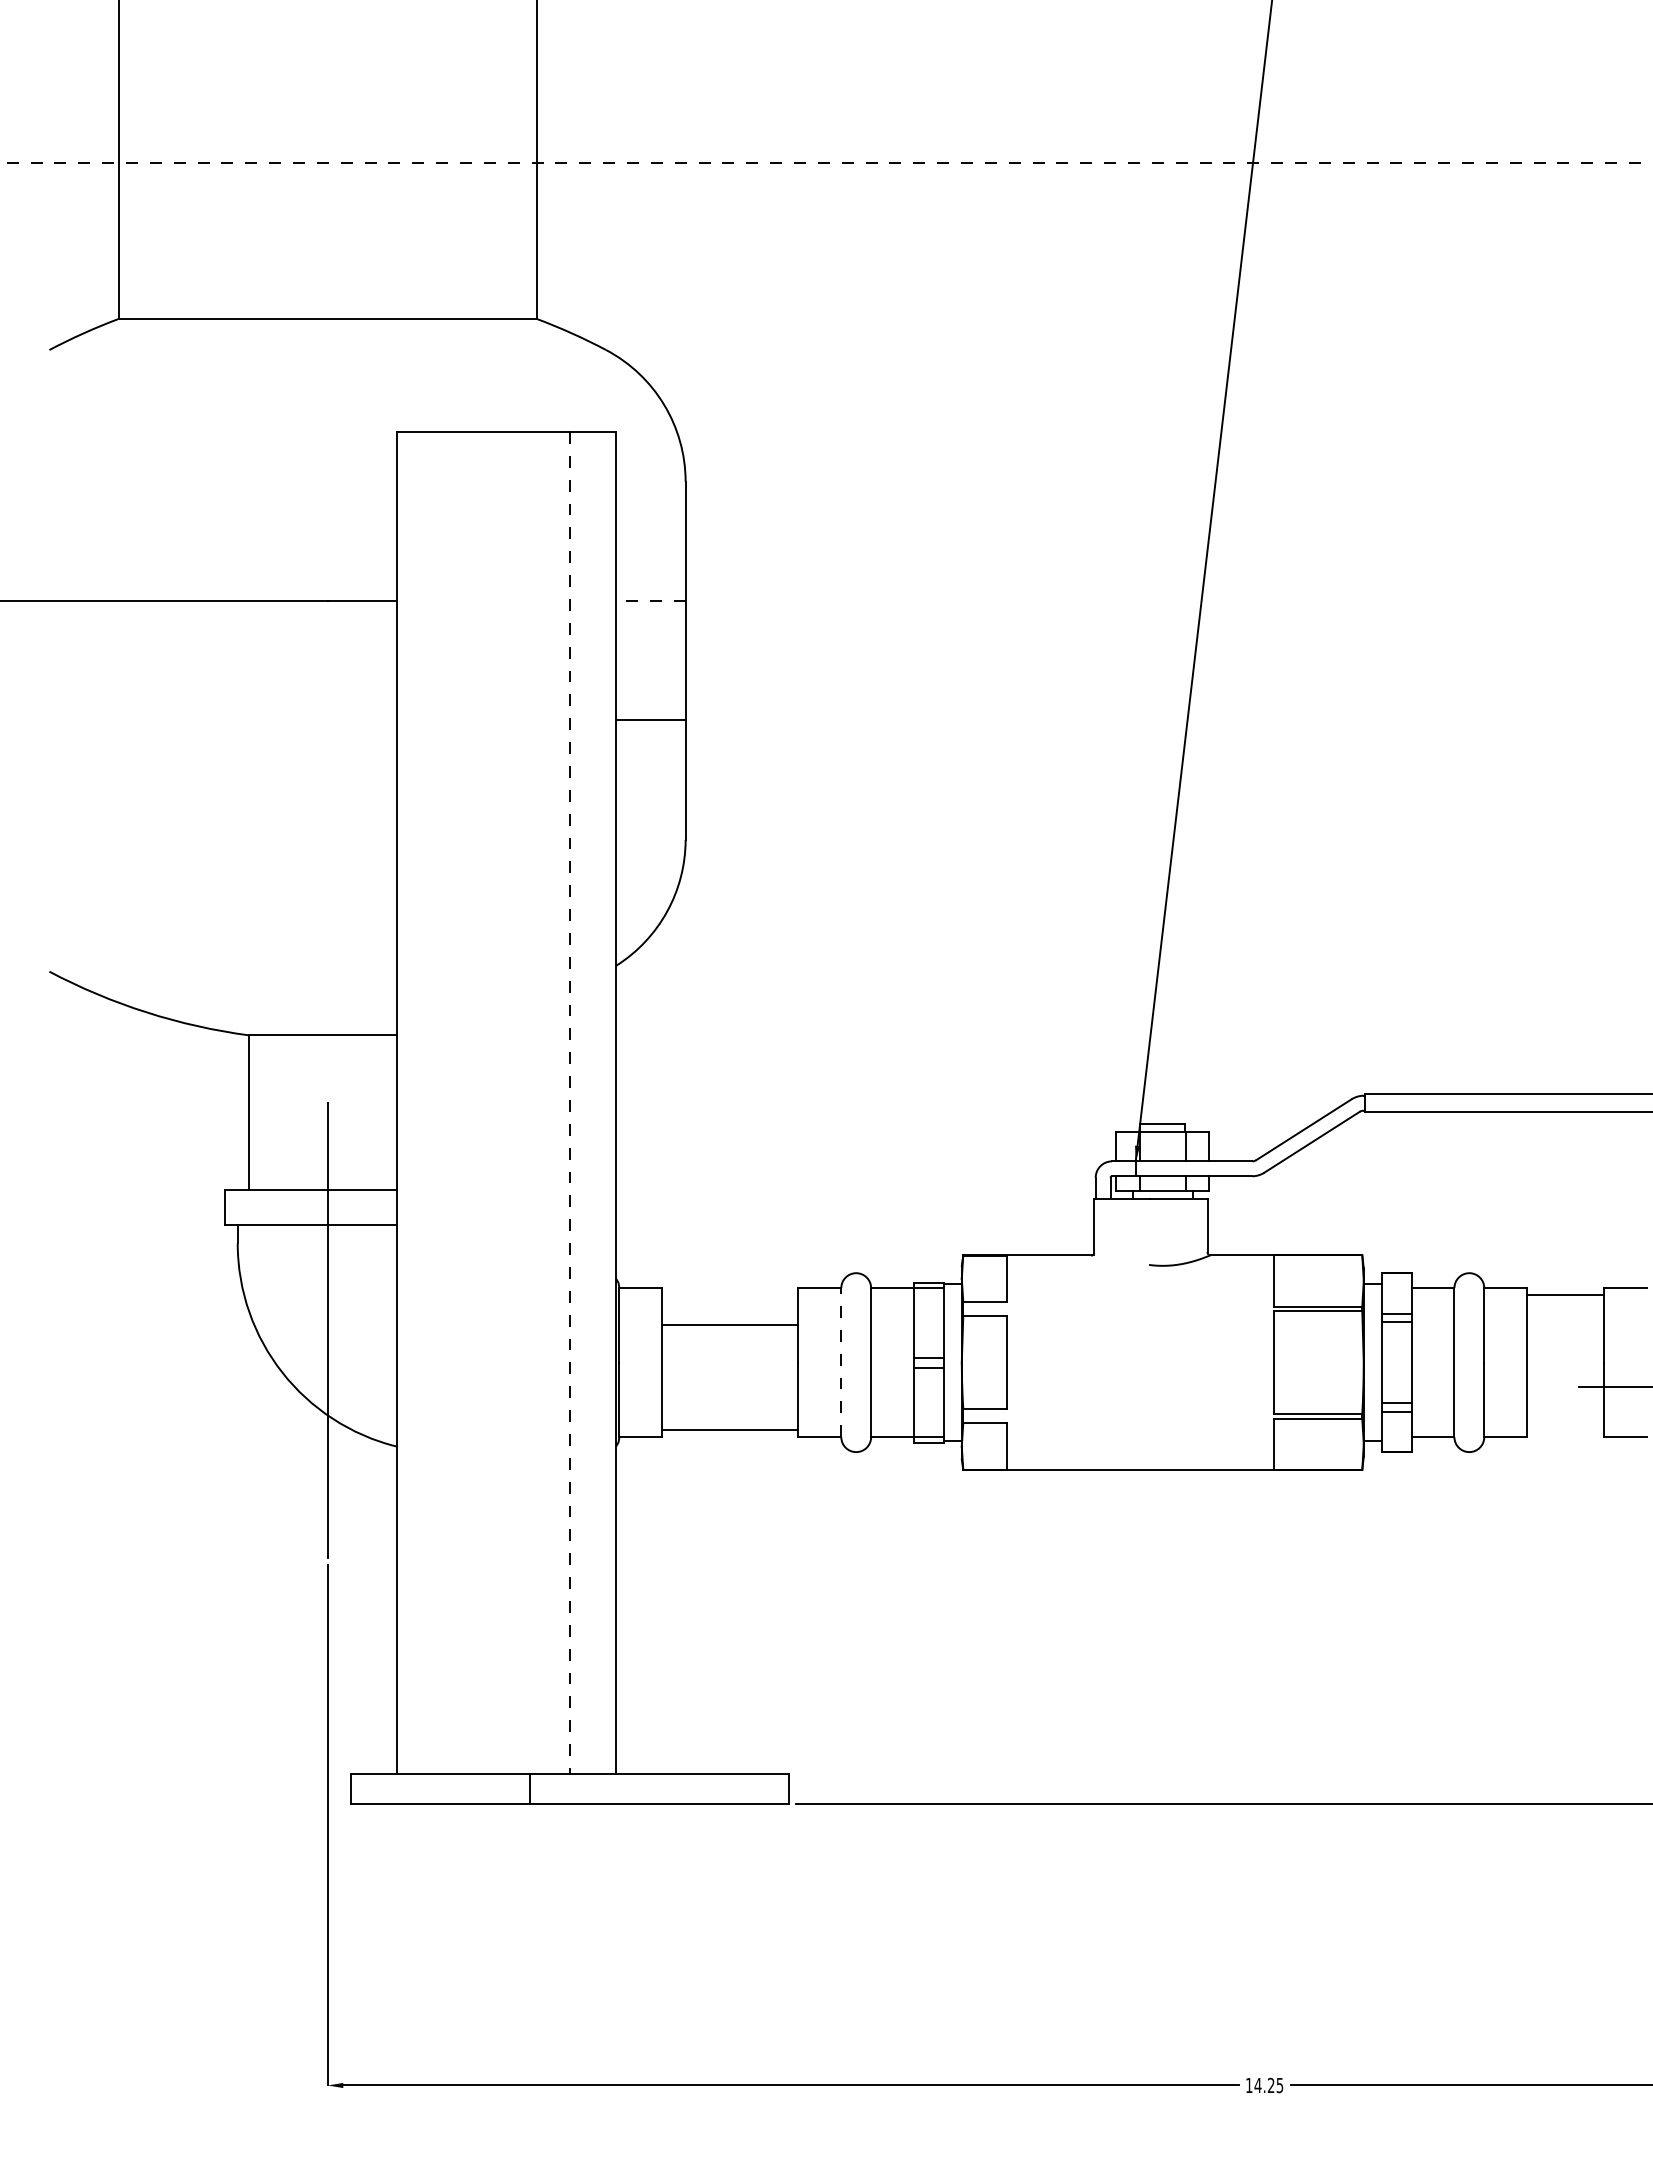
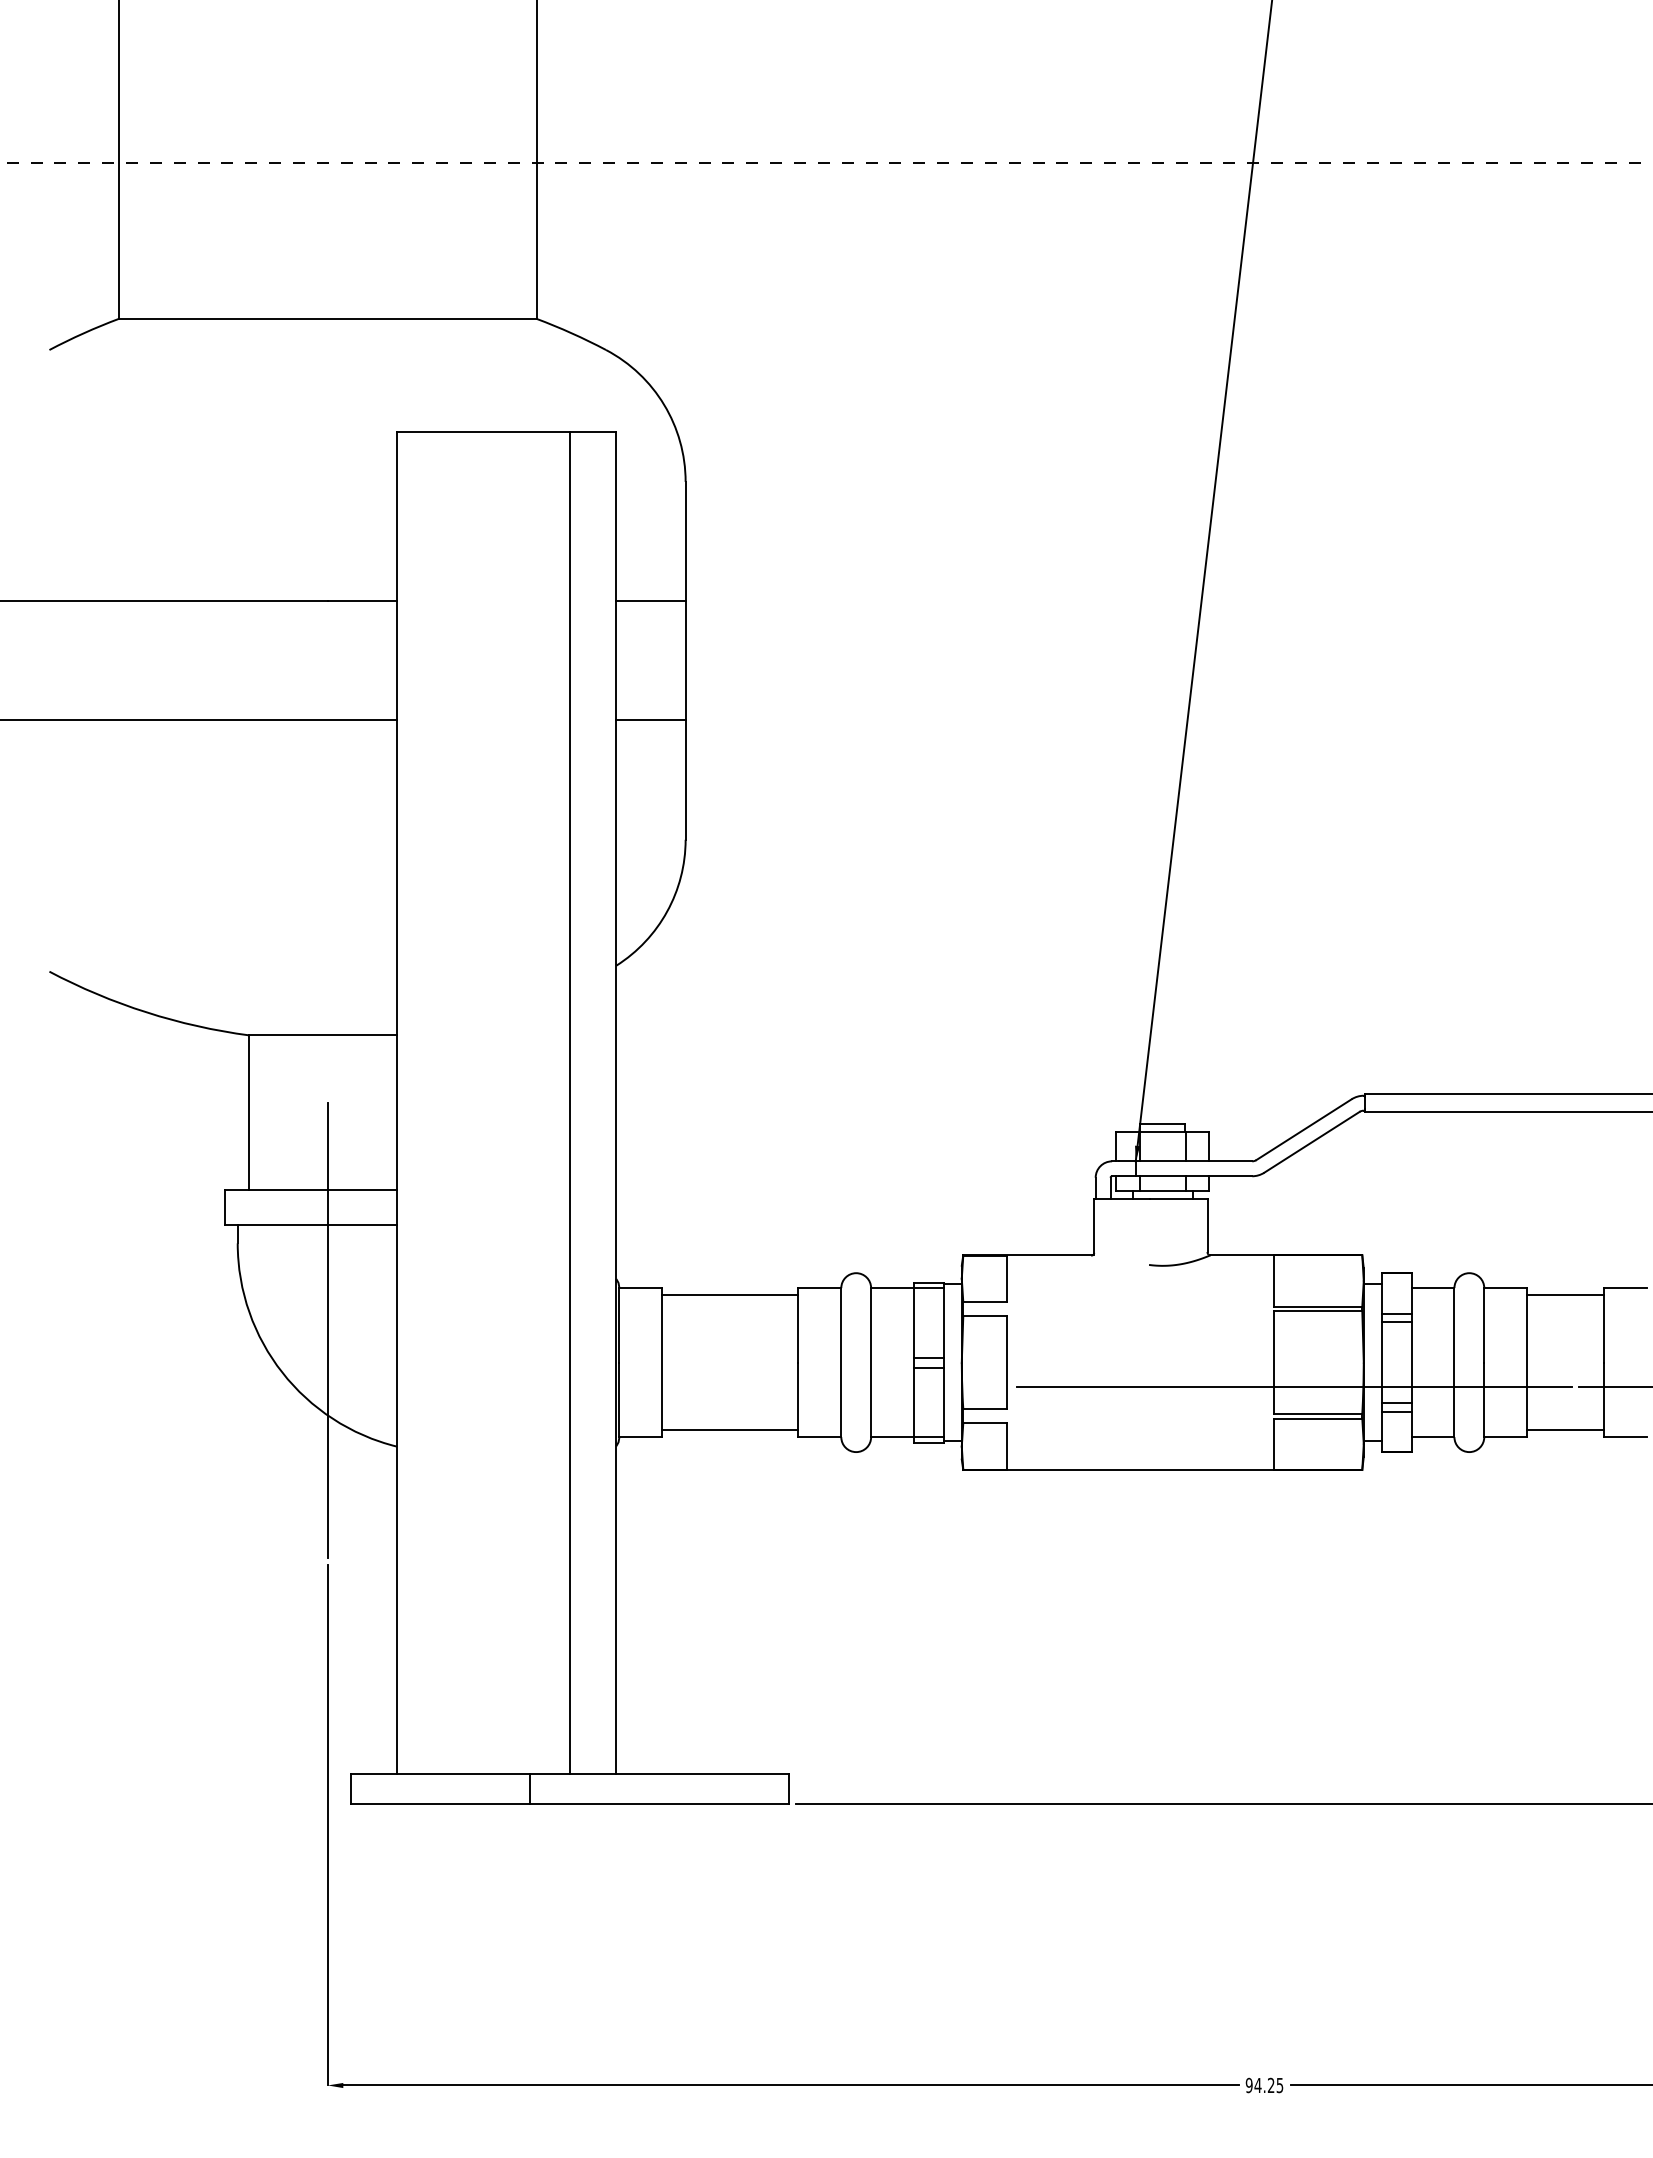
line: dashed -> solid (651, 601)
line: none -> present (199, 720)
line: dashed -> solid (570, 1102)
line position: (730, 1325) -> (730, 1295) (730, 1295)
line: dashed -> solid (841, 1362)
line: none -> present (1293, 1387)
line: none -> present (1565, 1430)
text: 14.25 -> 94.25 (1248, 2085)
